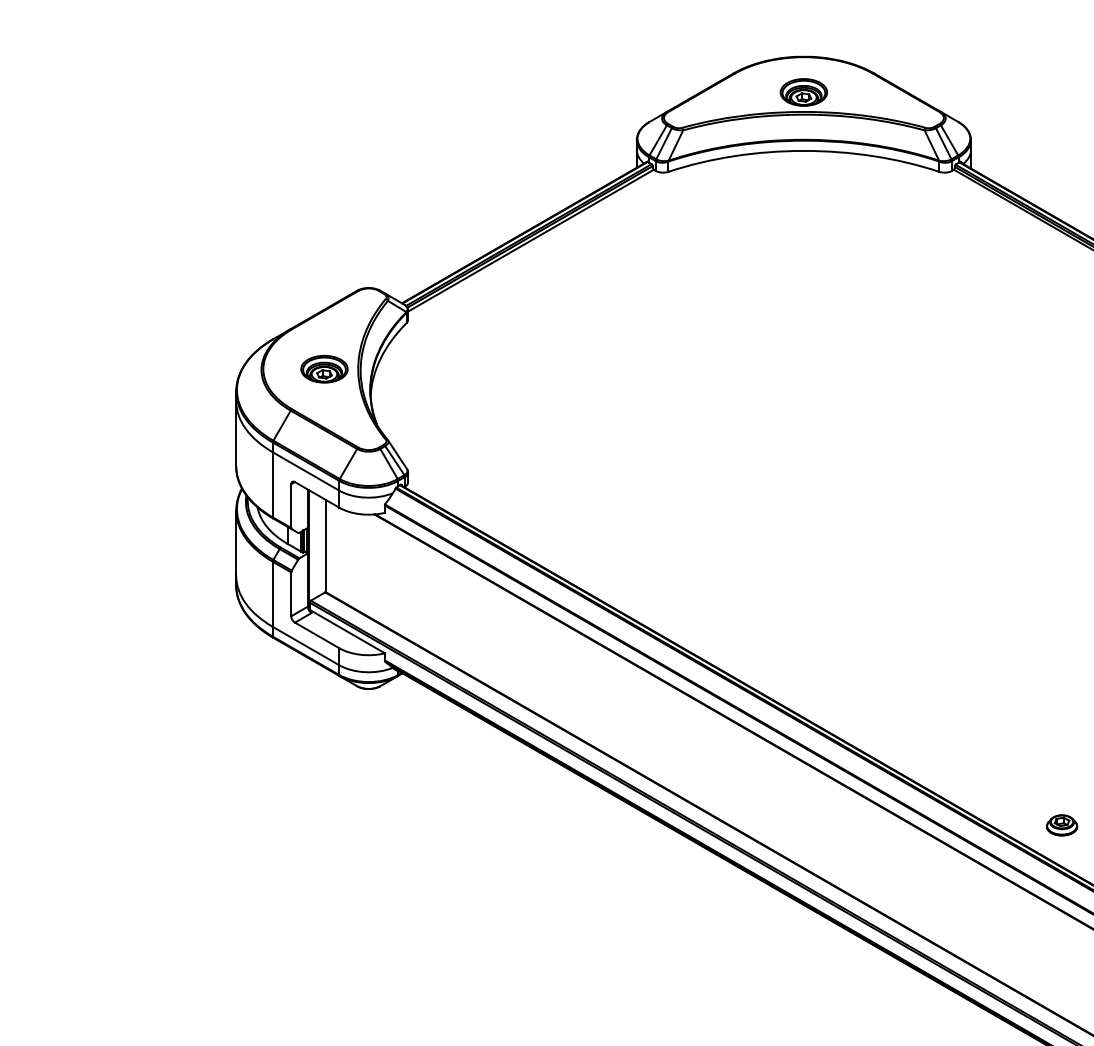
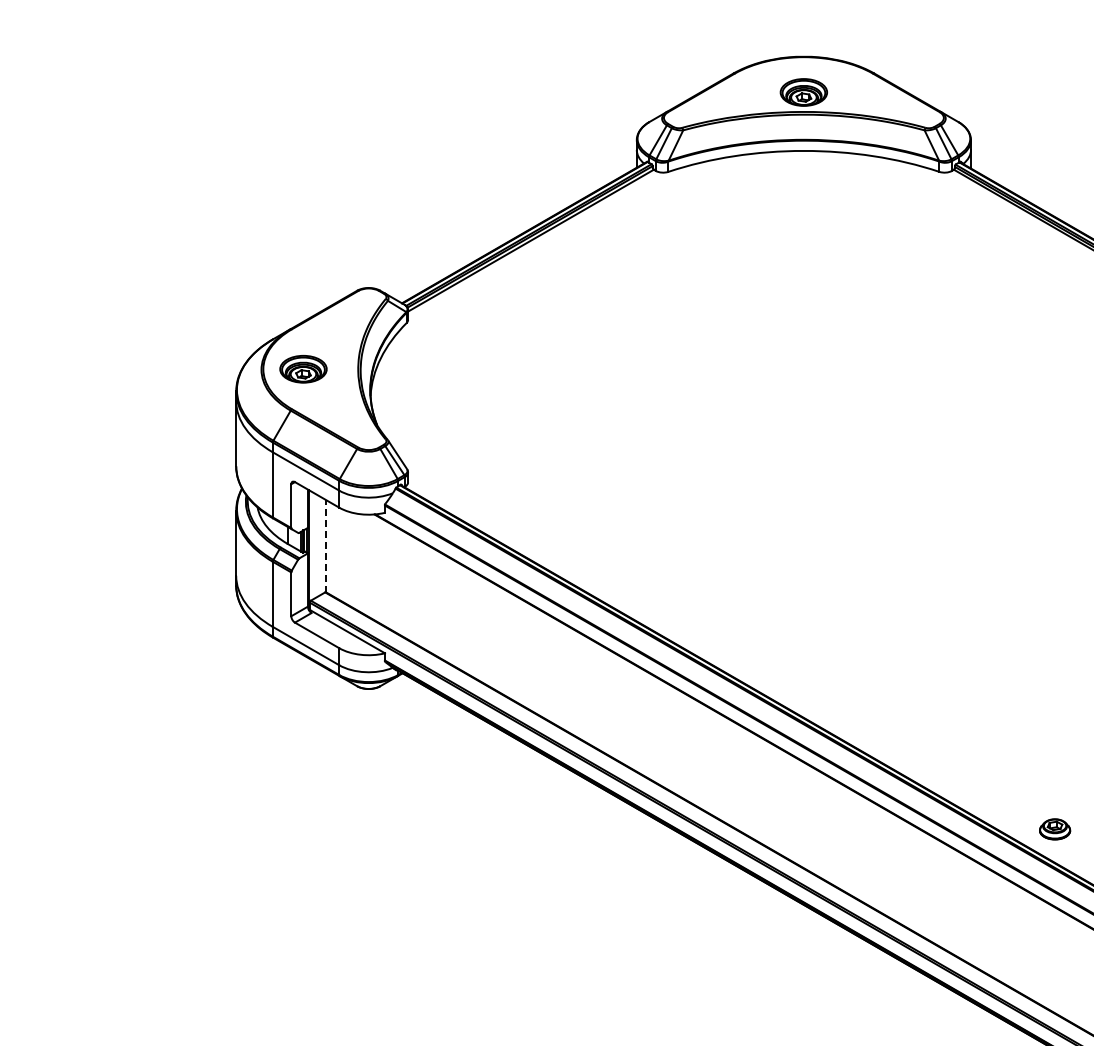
part position: (324, 369) -> (303, 369) (303, 369)
line: solid -> dashed (326, 545)
part position: (1062, 825) -> (1055, 829) (1055, 829)
